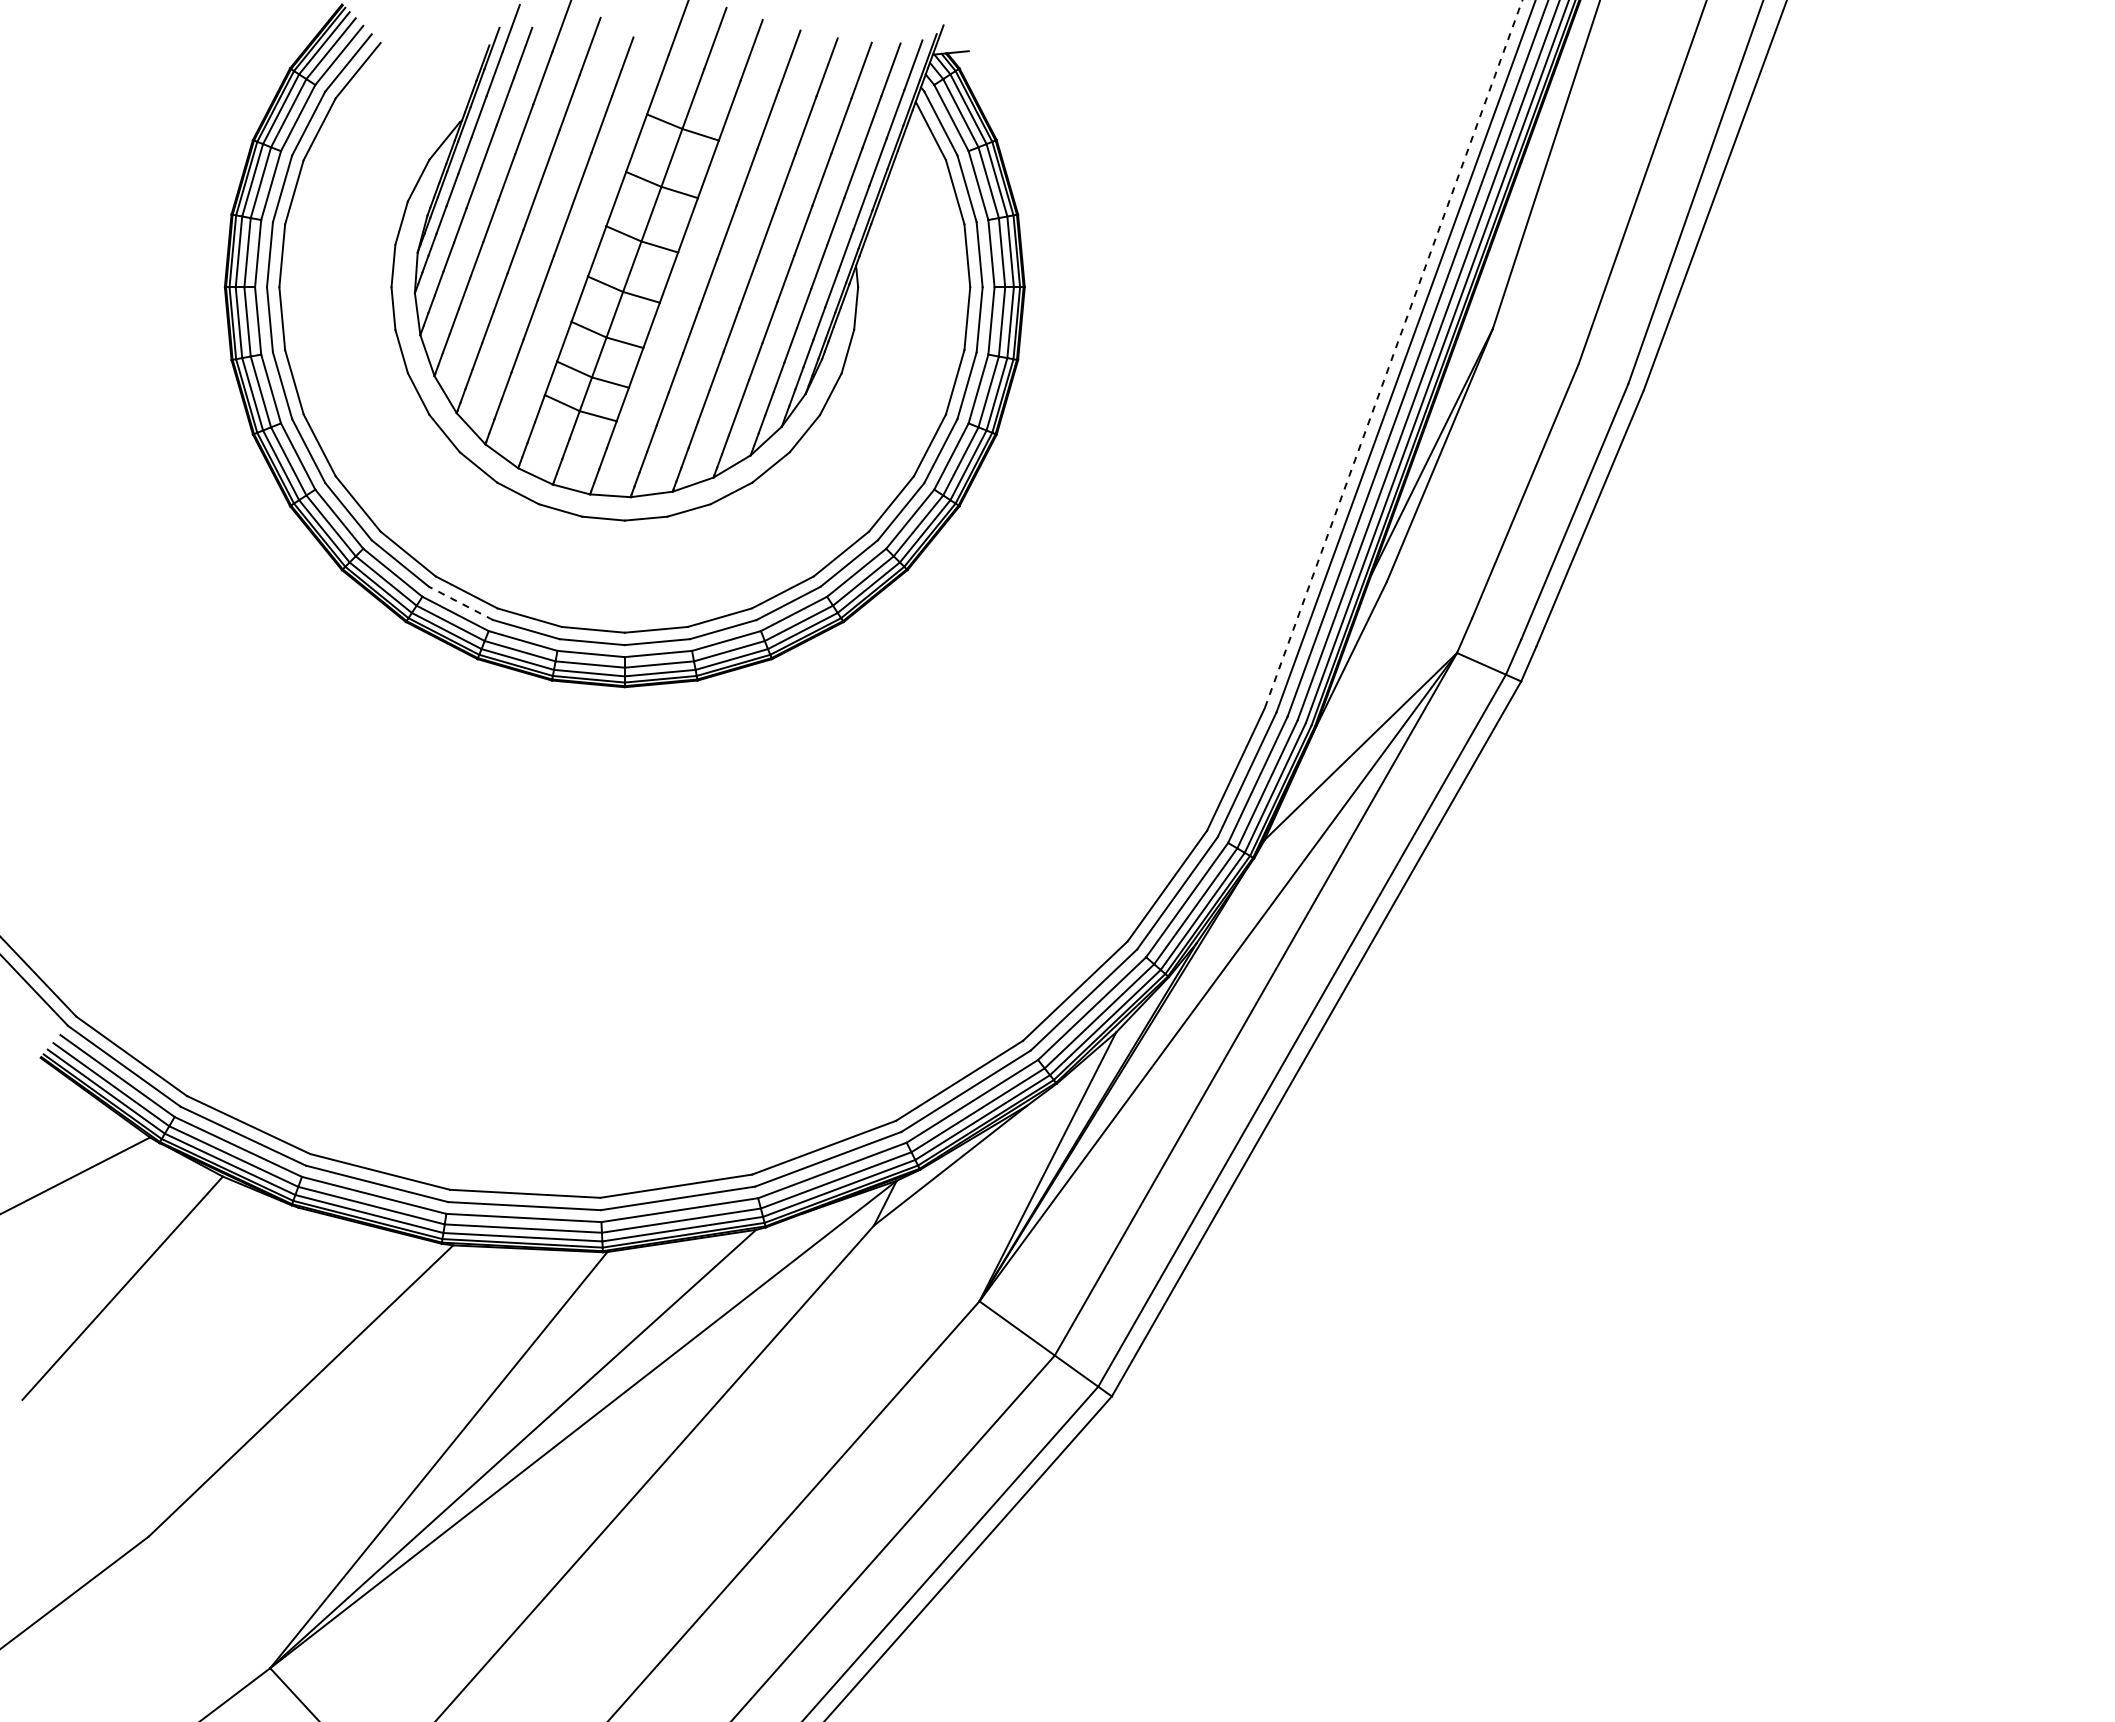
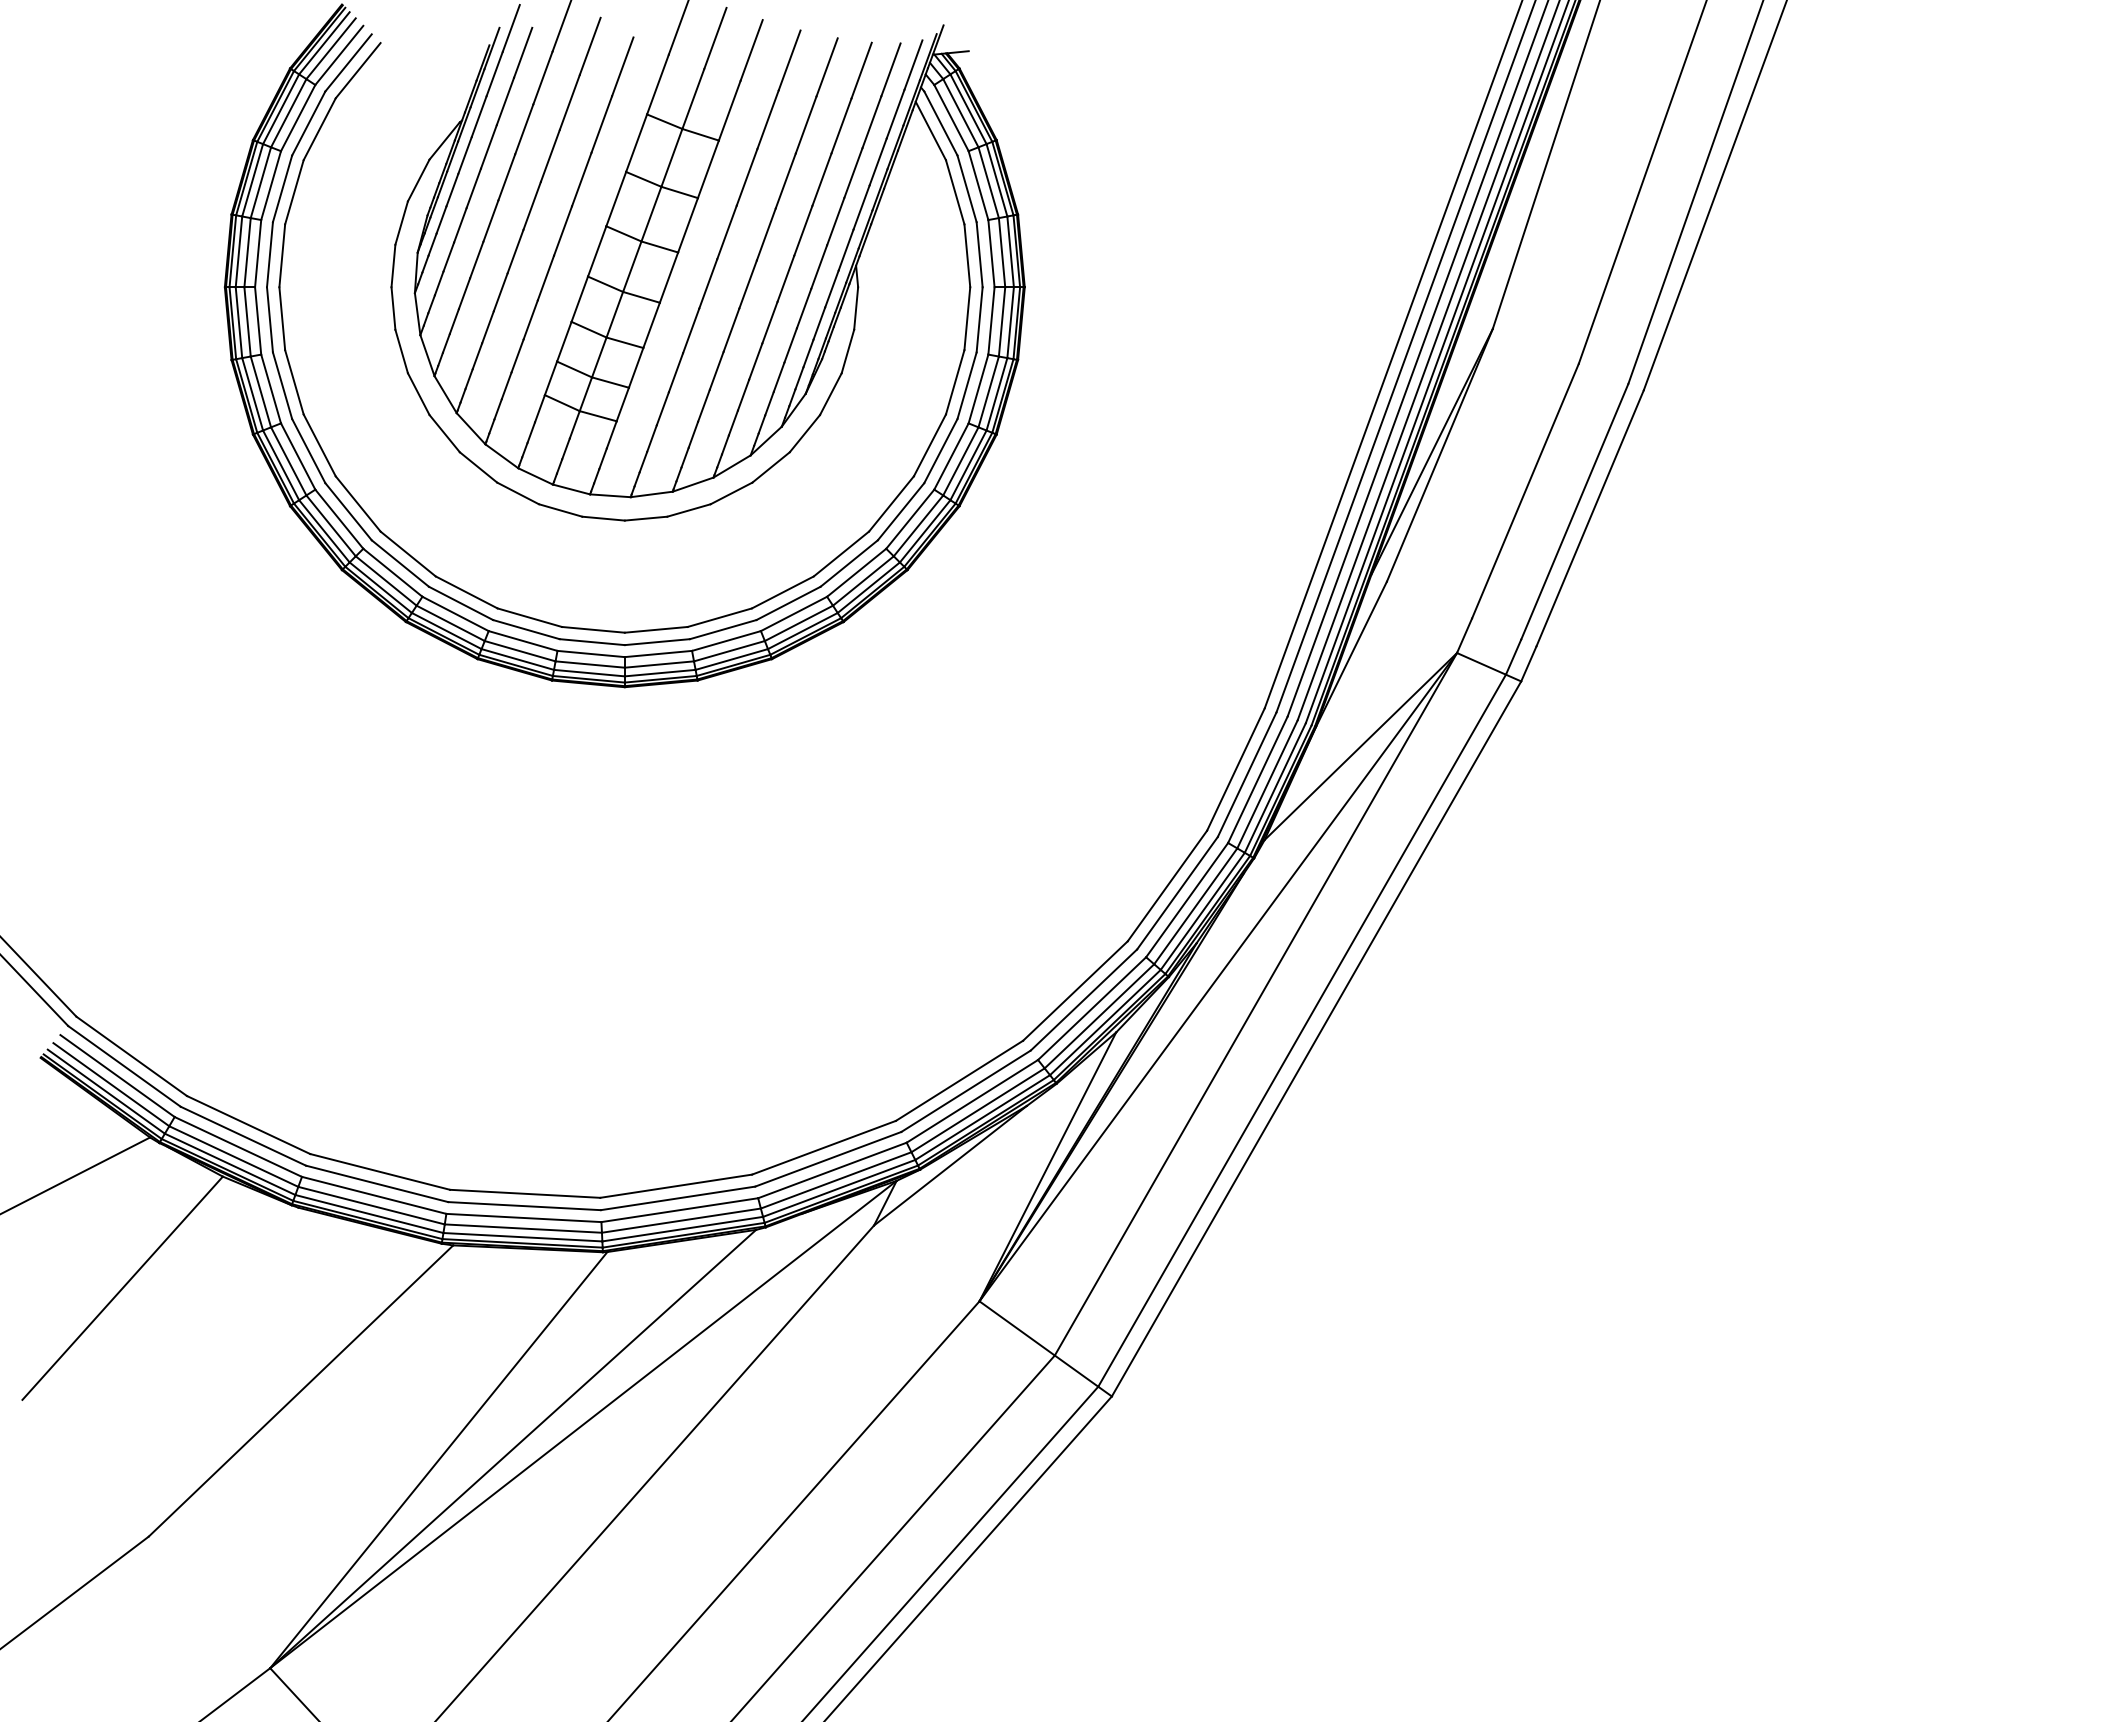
line: dashed -> solid (1393, 354)
line: dashed -> solid (460, 603)
